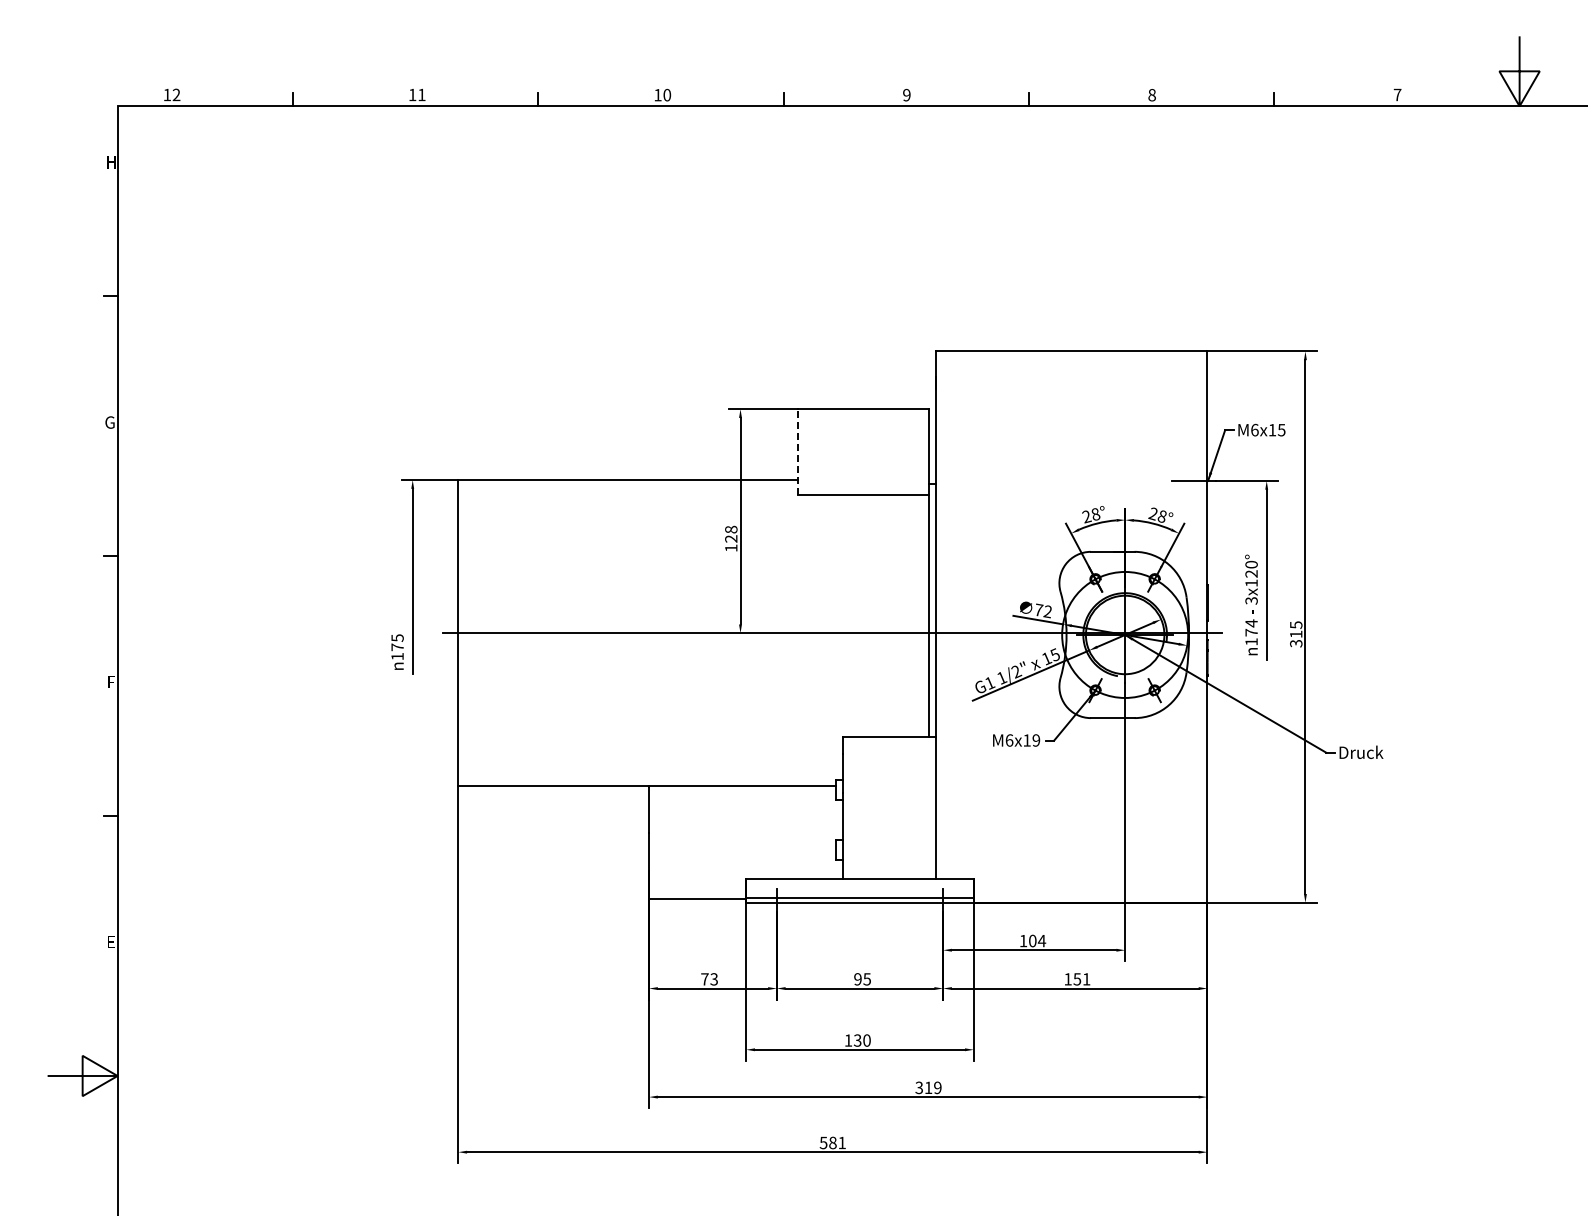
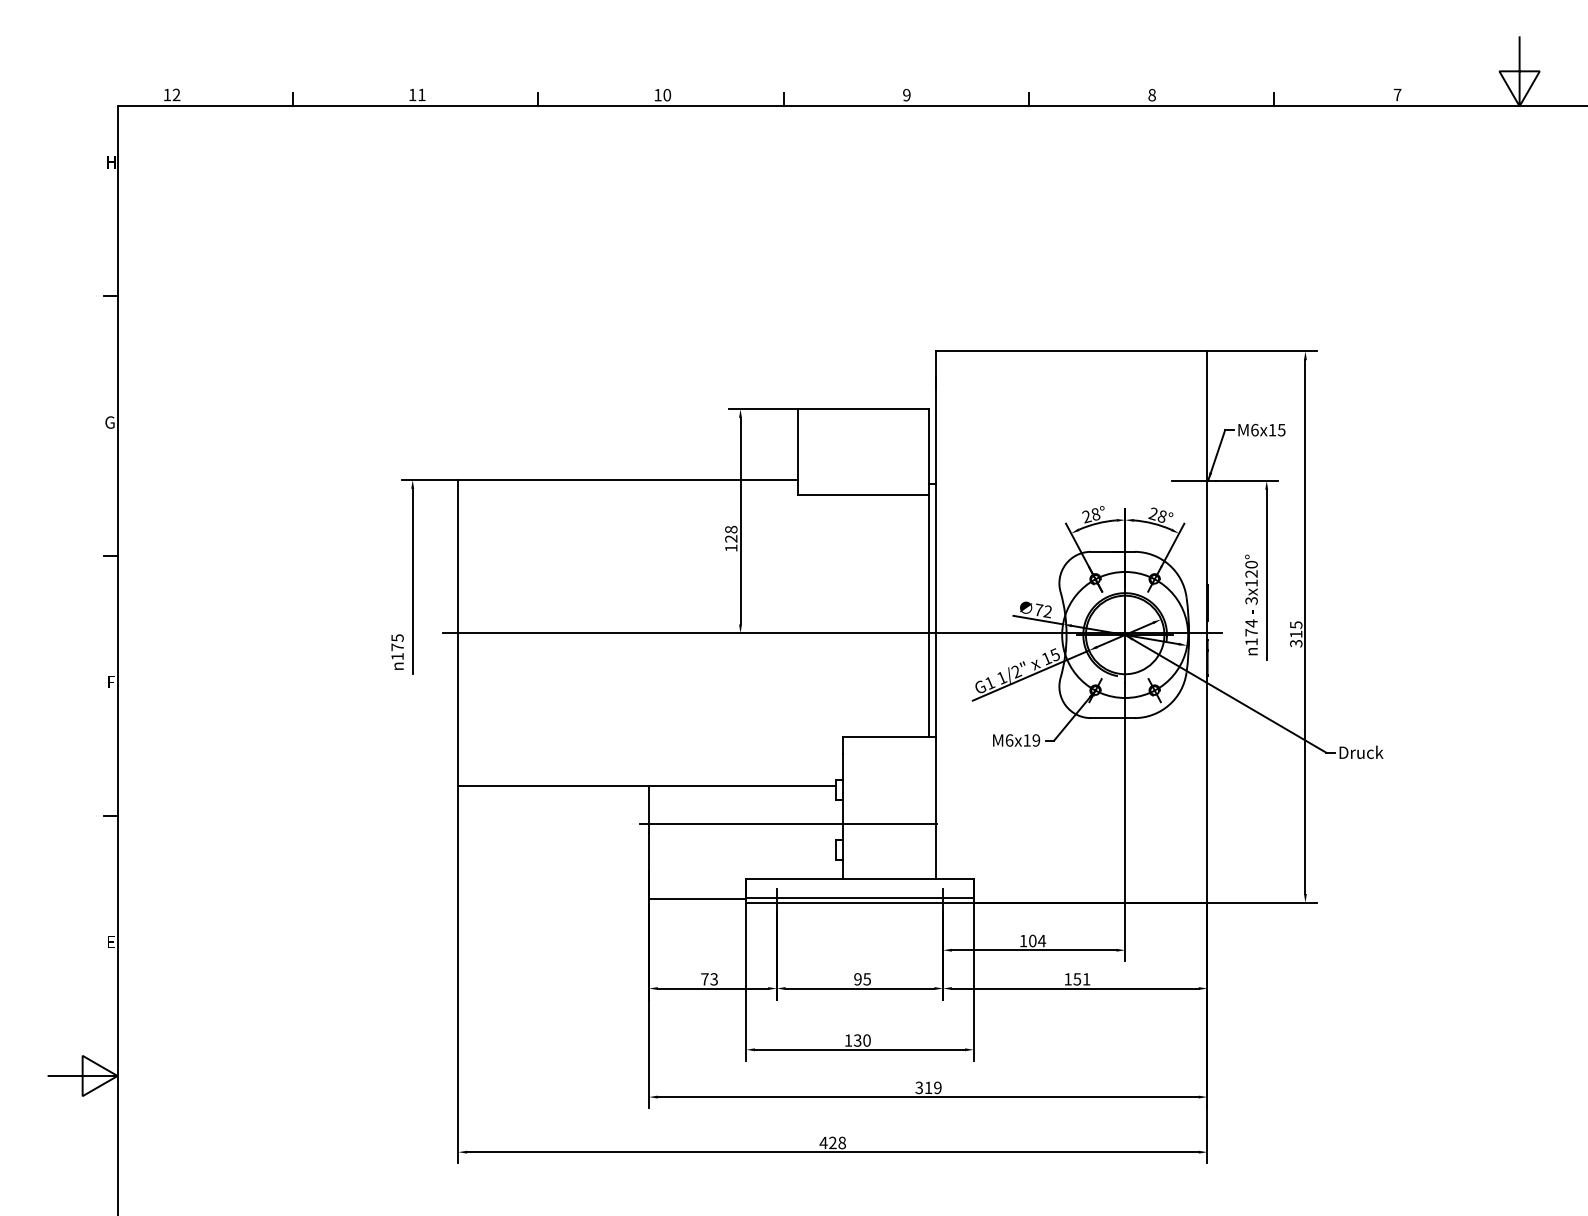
line: dashed -> solid (797, 452)
line: none -> present (788, 824)
text: 581 -> 428 (832, 1142)
